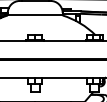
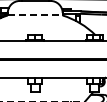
line: solid -> dashed (35, 15)
line: solid -> dashed (43, 101)
